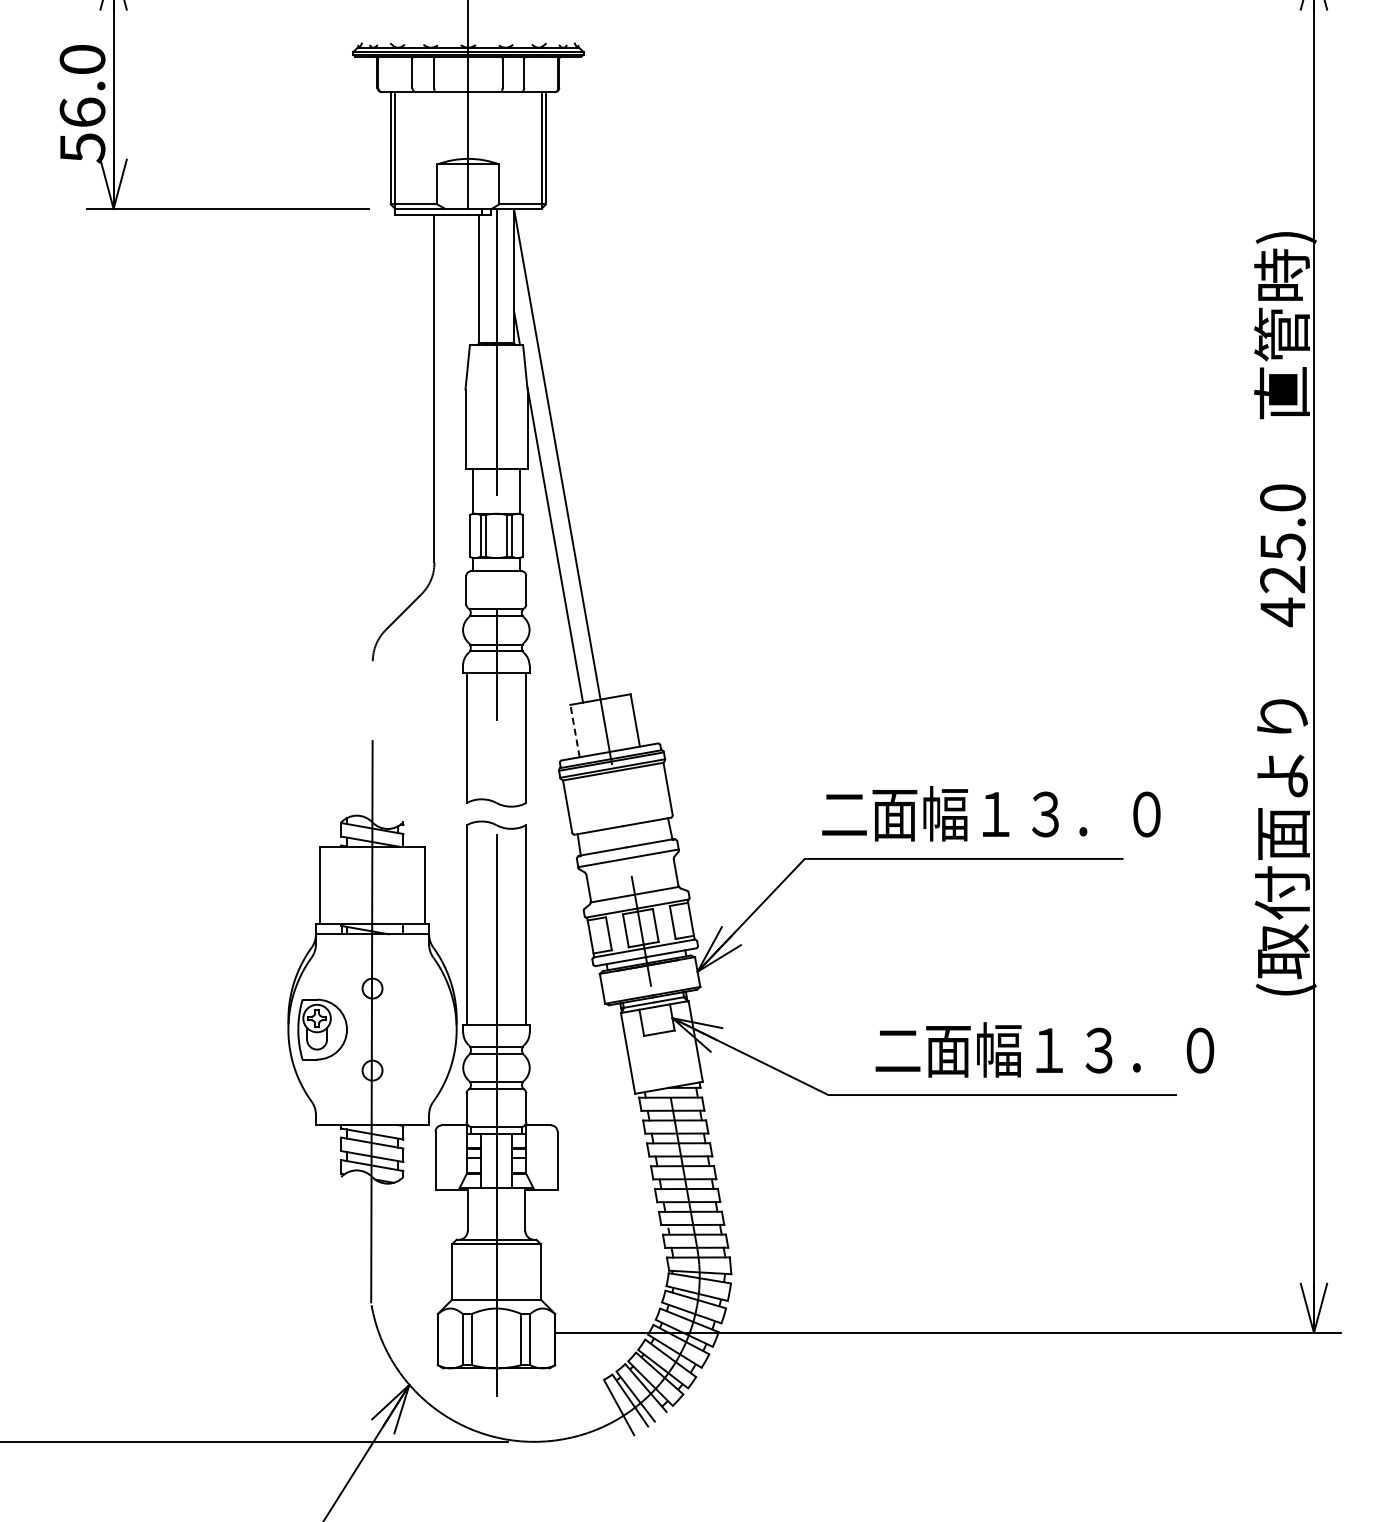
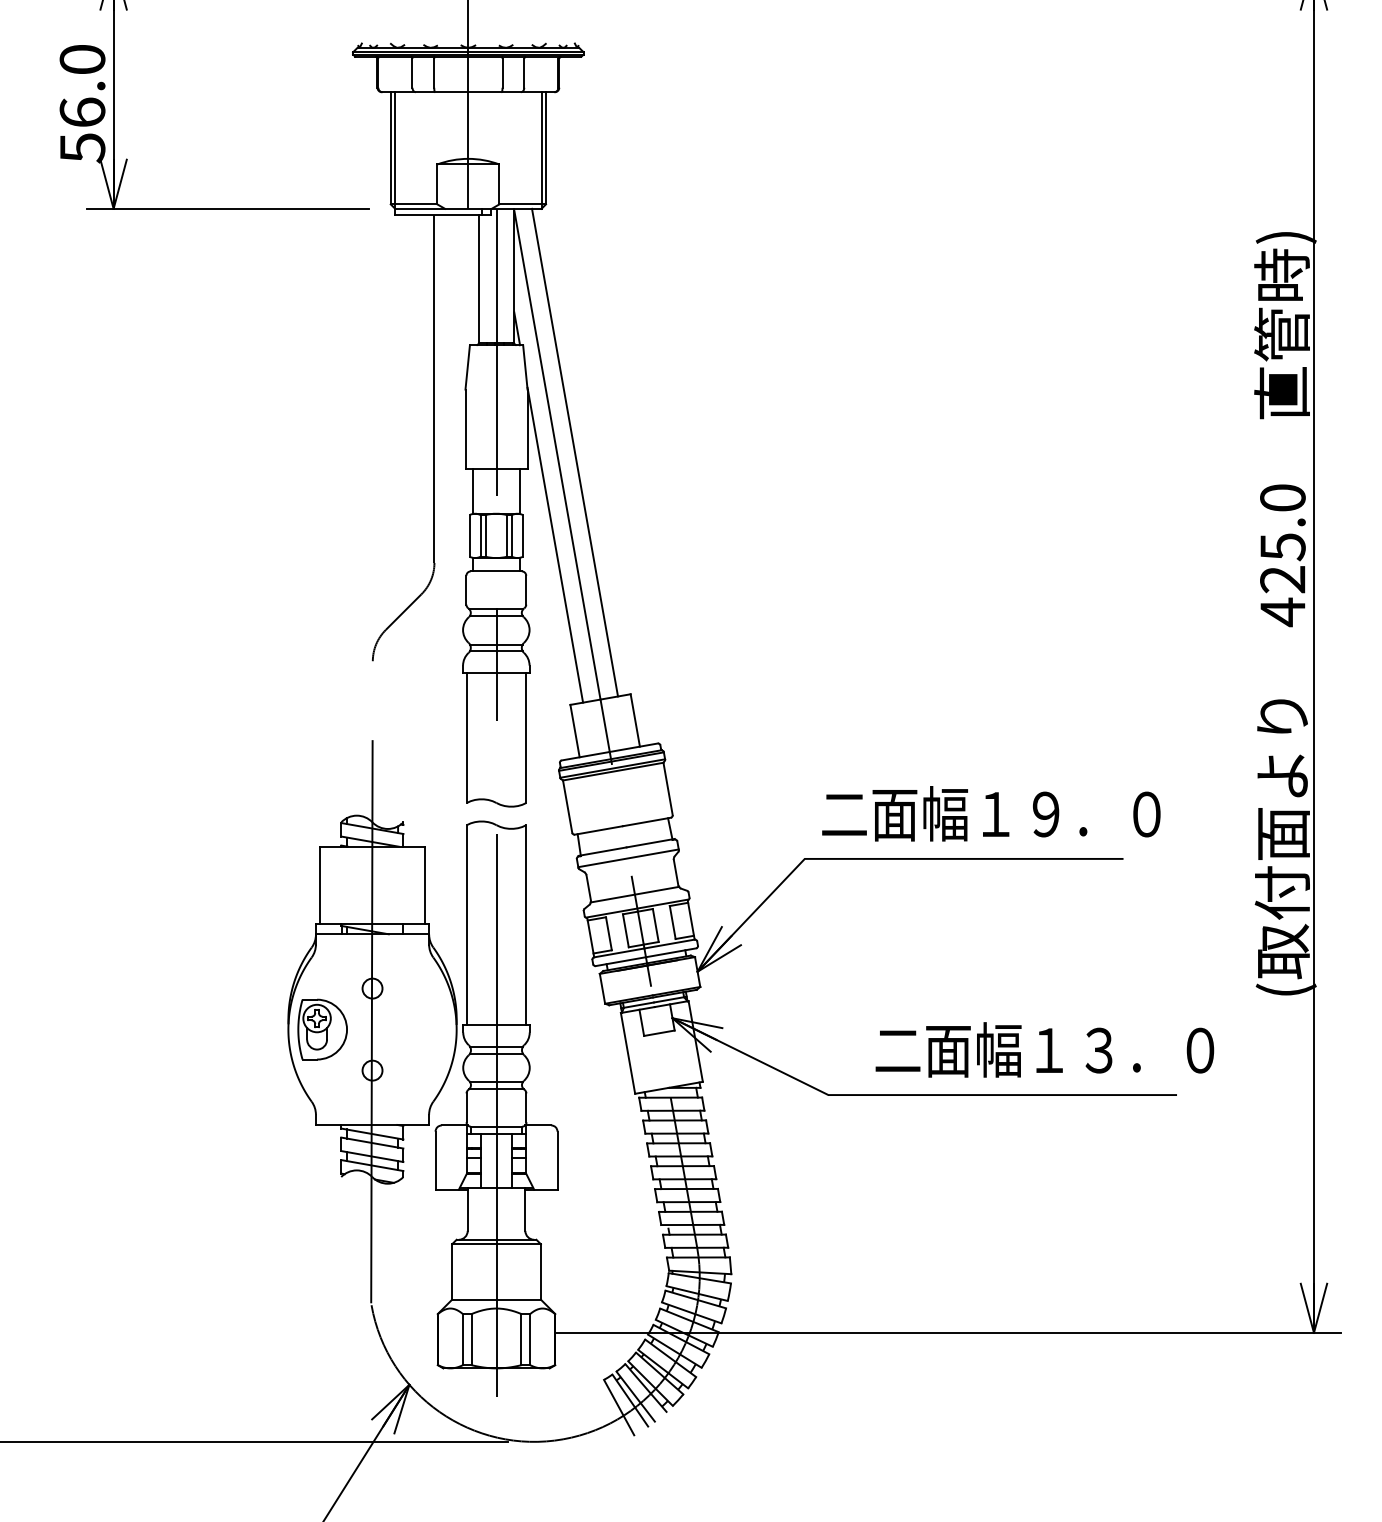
line: none -> present (575, 452)
line: dashed -> solid (575, 731)
text: 二面幅１３．０ -> 二面幅１９．０ (1045, 814)
